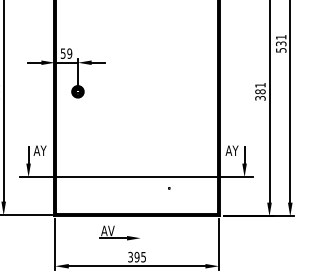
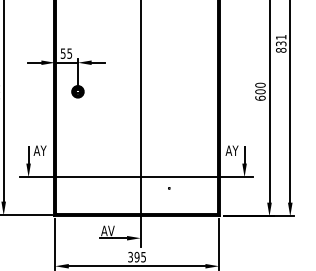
text: 531 -> 831 (281, 49)
text: 59 -> 55 (69, 53)
text: 381 -> 600 (260, 91)
line: none -> present (140, 124)
